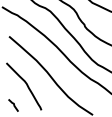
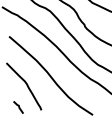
line position: (13, 105) -> (18, 107) (18, 107)
